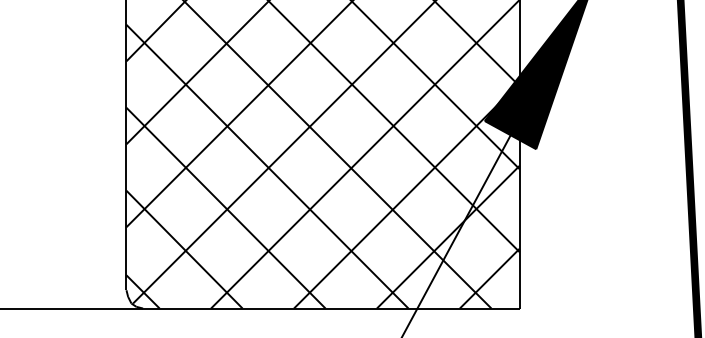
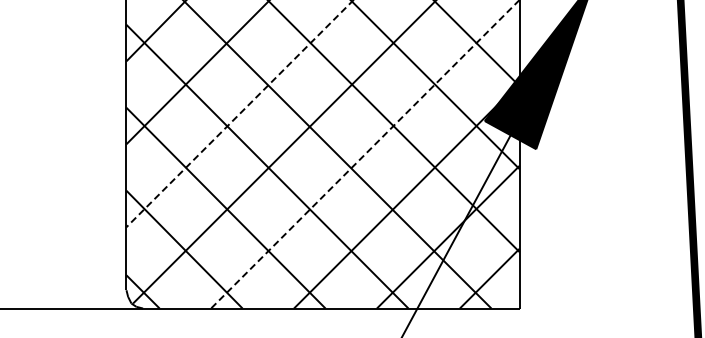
line: solid -> dashed (239, 114)
line: solid -> dashed (365, 154)
